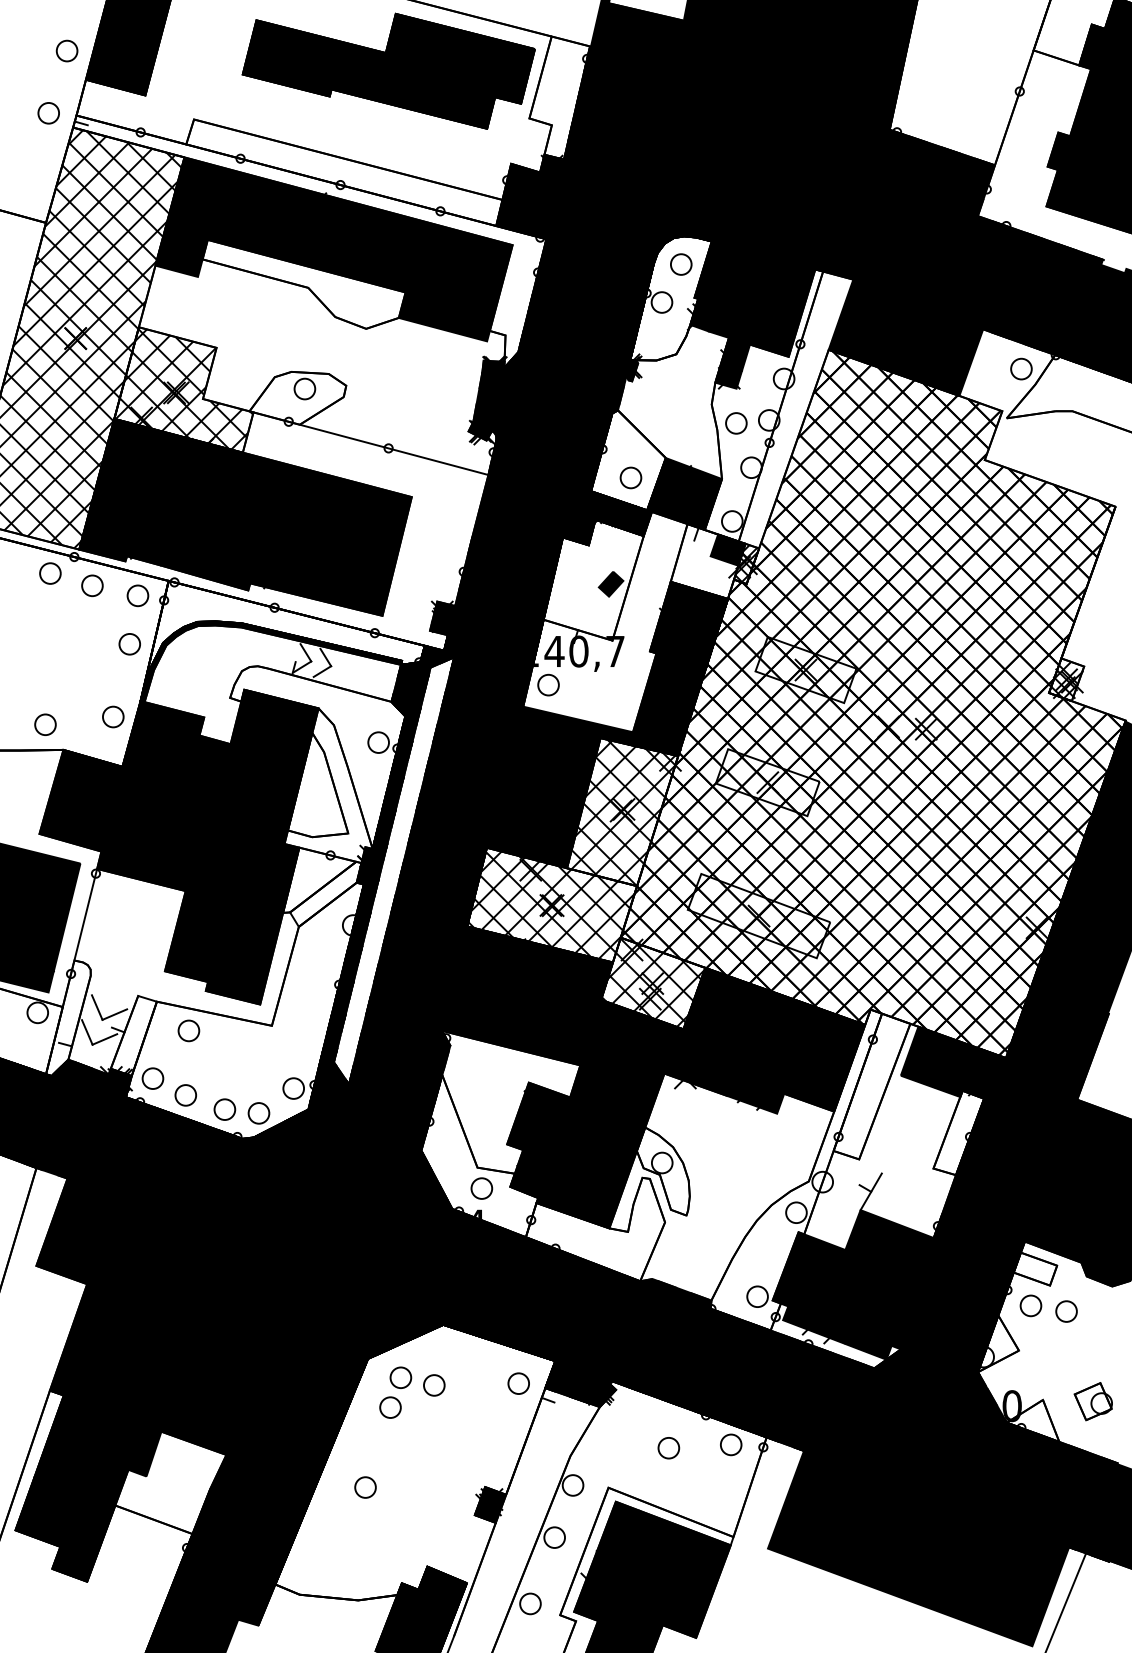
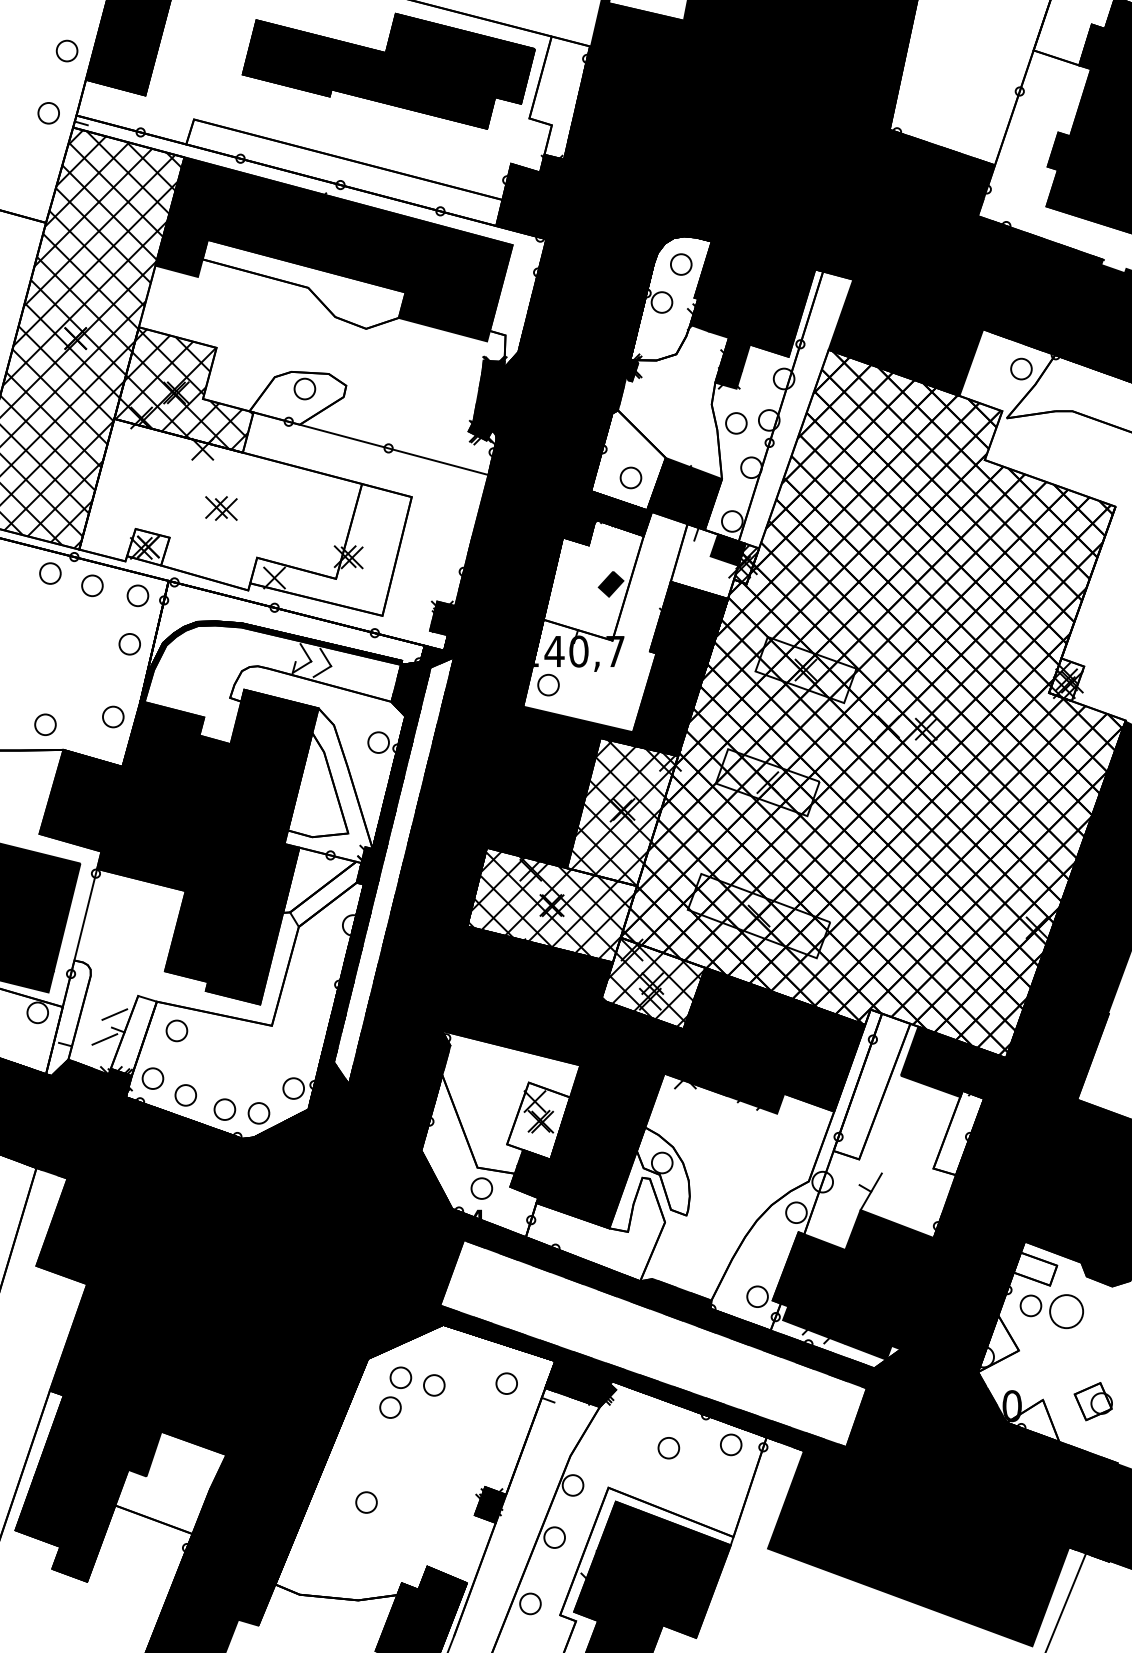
fill: present -> none (245, 516)
line: present -> none (96, 1007)
circle position: (188, 1030) -> (176, 1030) (176, 1030)
line: present -> none (87, 1032)
fill: present -> none (538, 1120)
circle size: 23x23 px -> 35x36 px (1066, 1311)
fill: present -> none (653, 1343)
circle position: (518, 1383) -> (506, 1383) (506, 1383)
circle position: (365, 1487) -> (366, 1502) (366, 1502)
